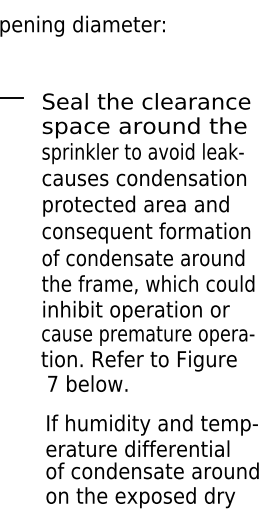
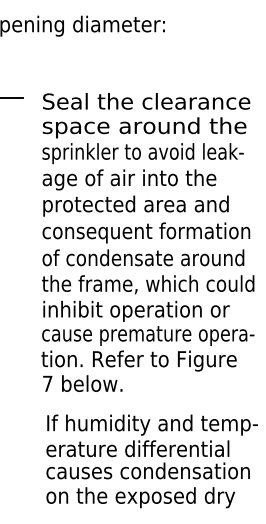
text: causes condensation -> age of air into the (144, 179)
text position: (87, 383) -> (82, 383) (82, 383)
text: of condensate around -> causes condensation (152, 470)
